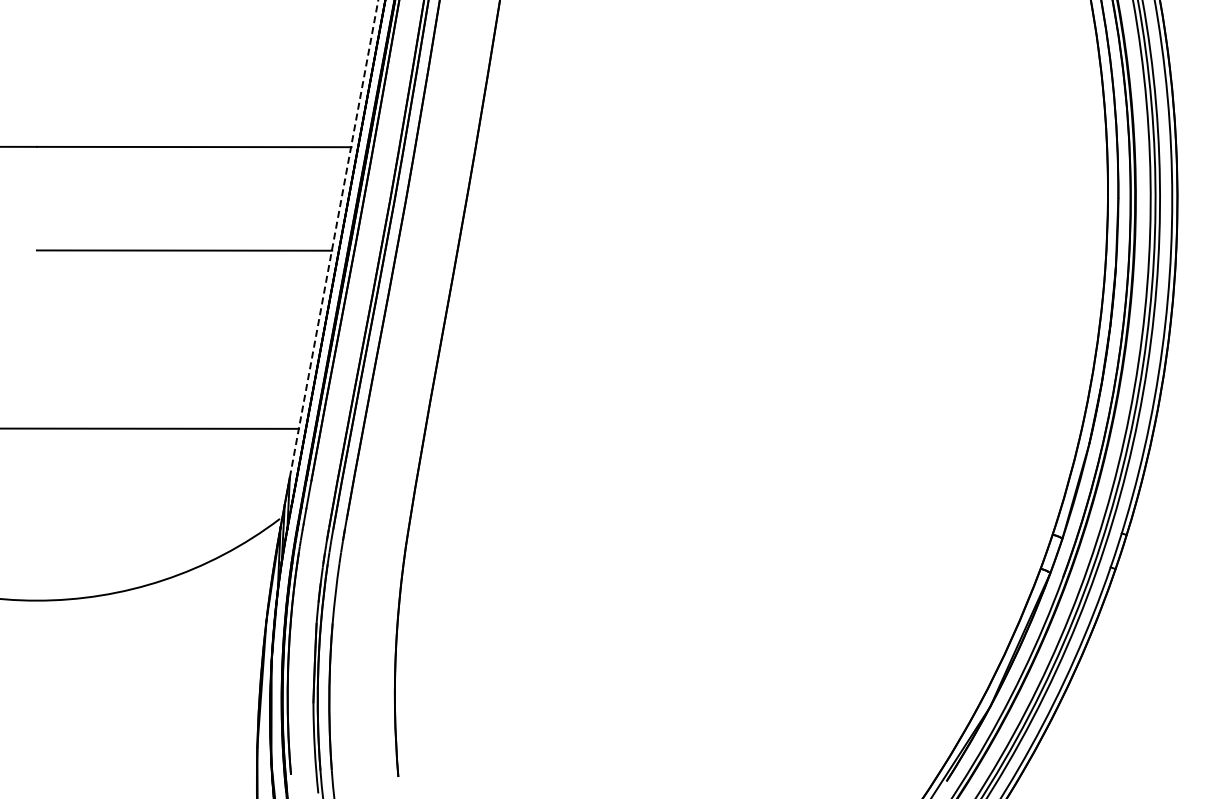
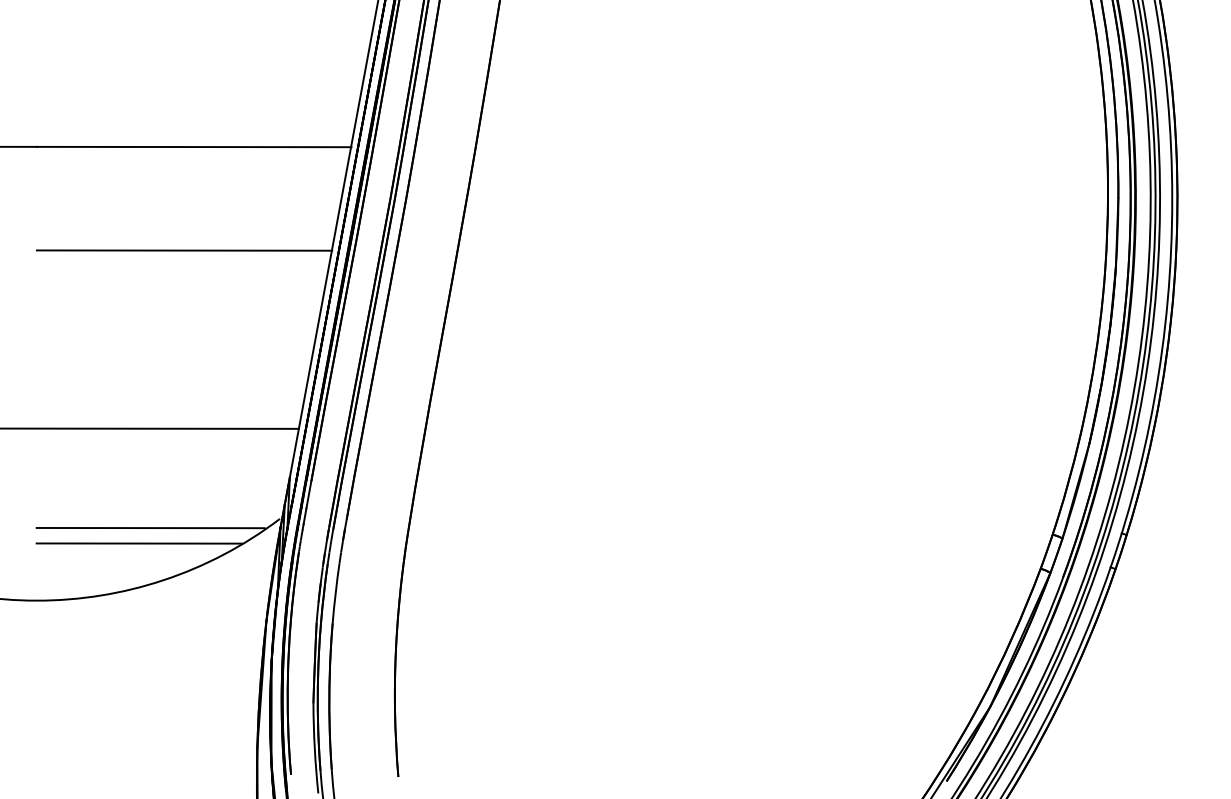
line: dashed -> solid (334, 238)
line: none -> present (150, 527)
line: none -> present (139, 543)
